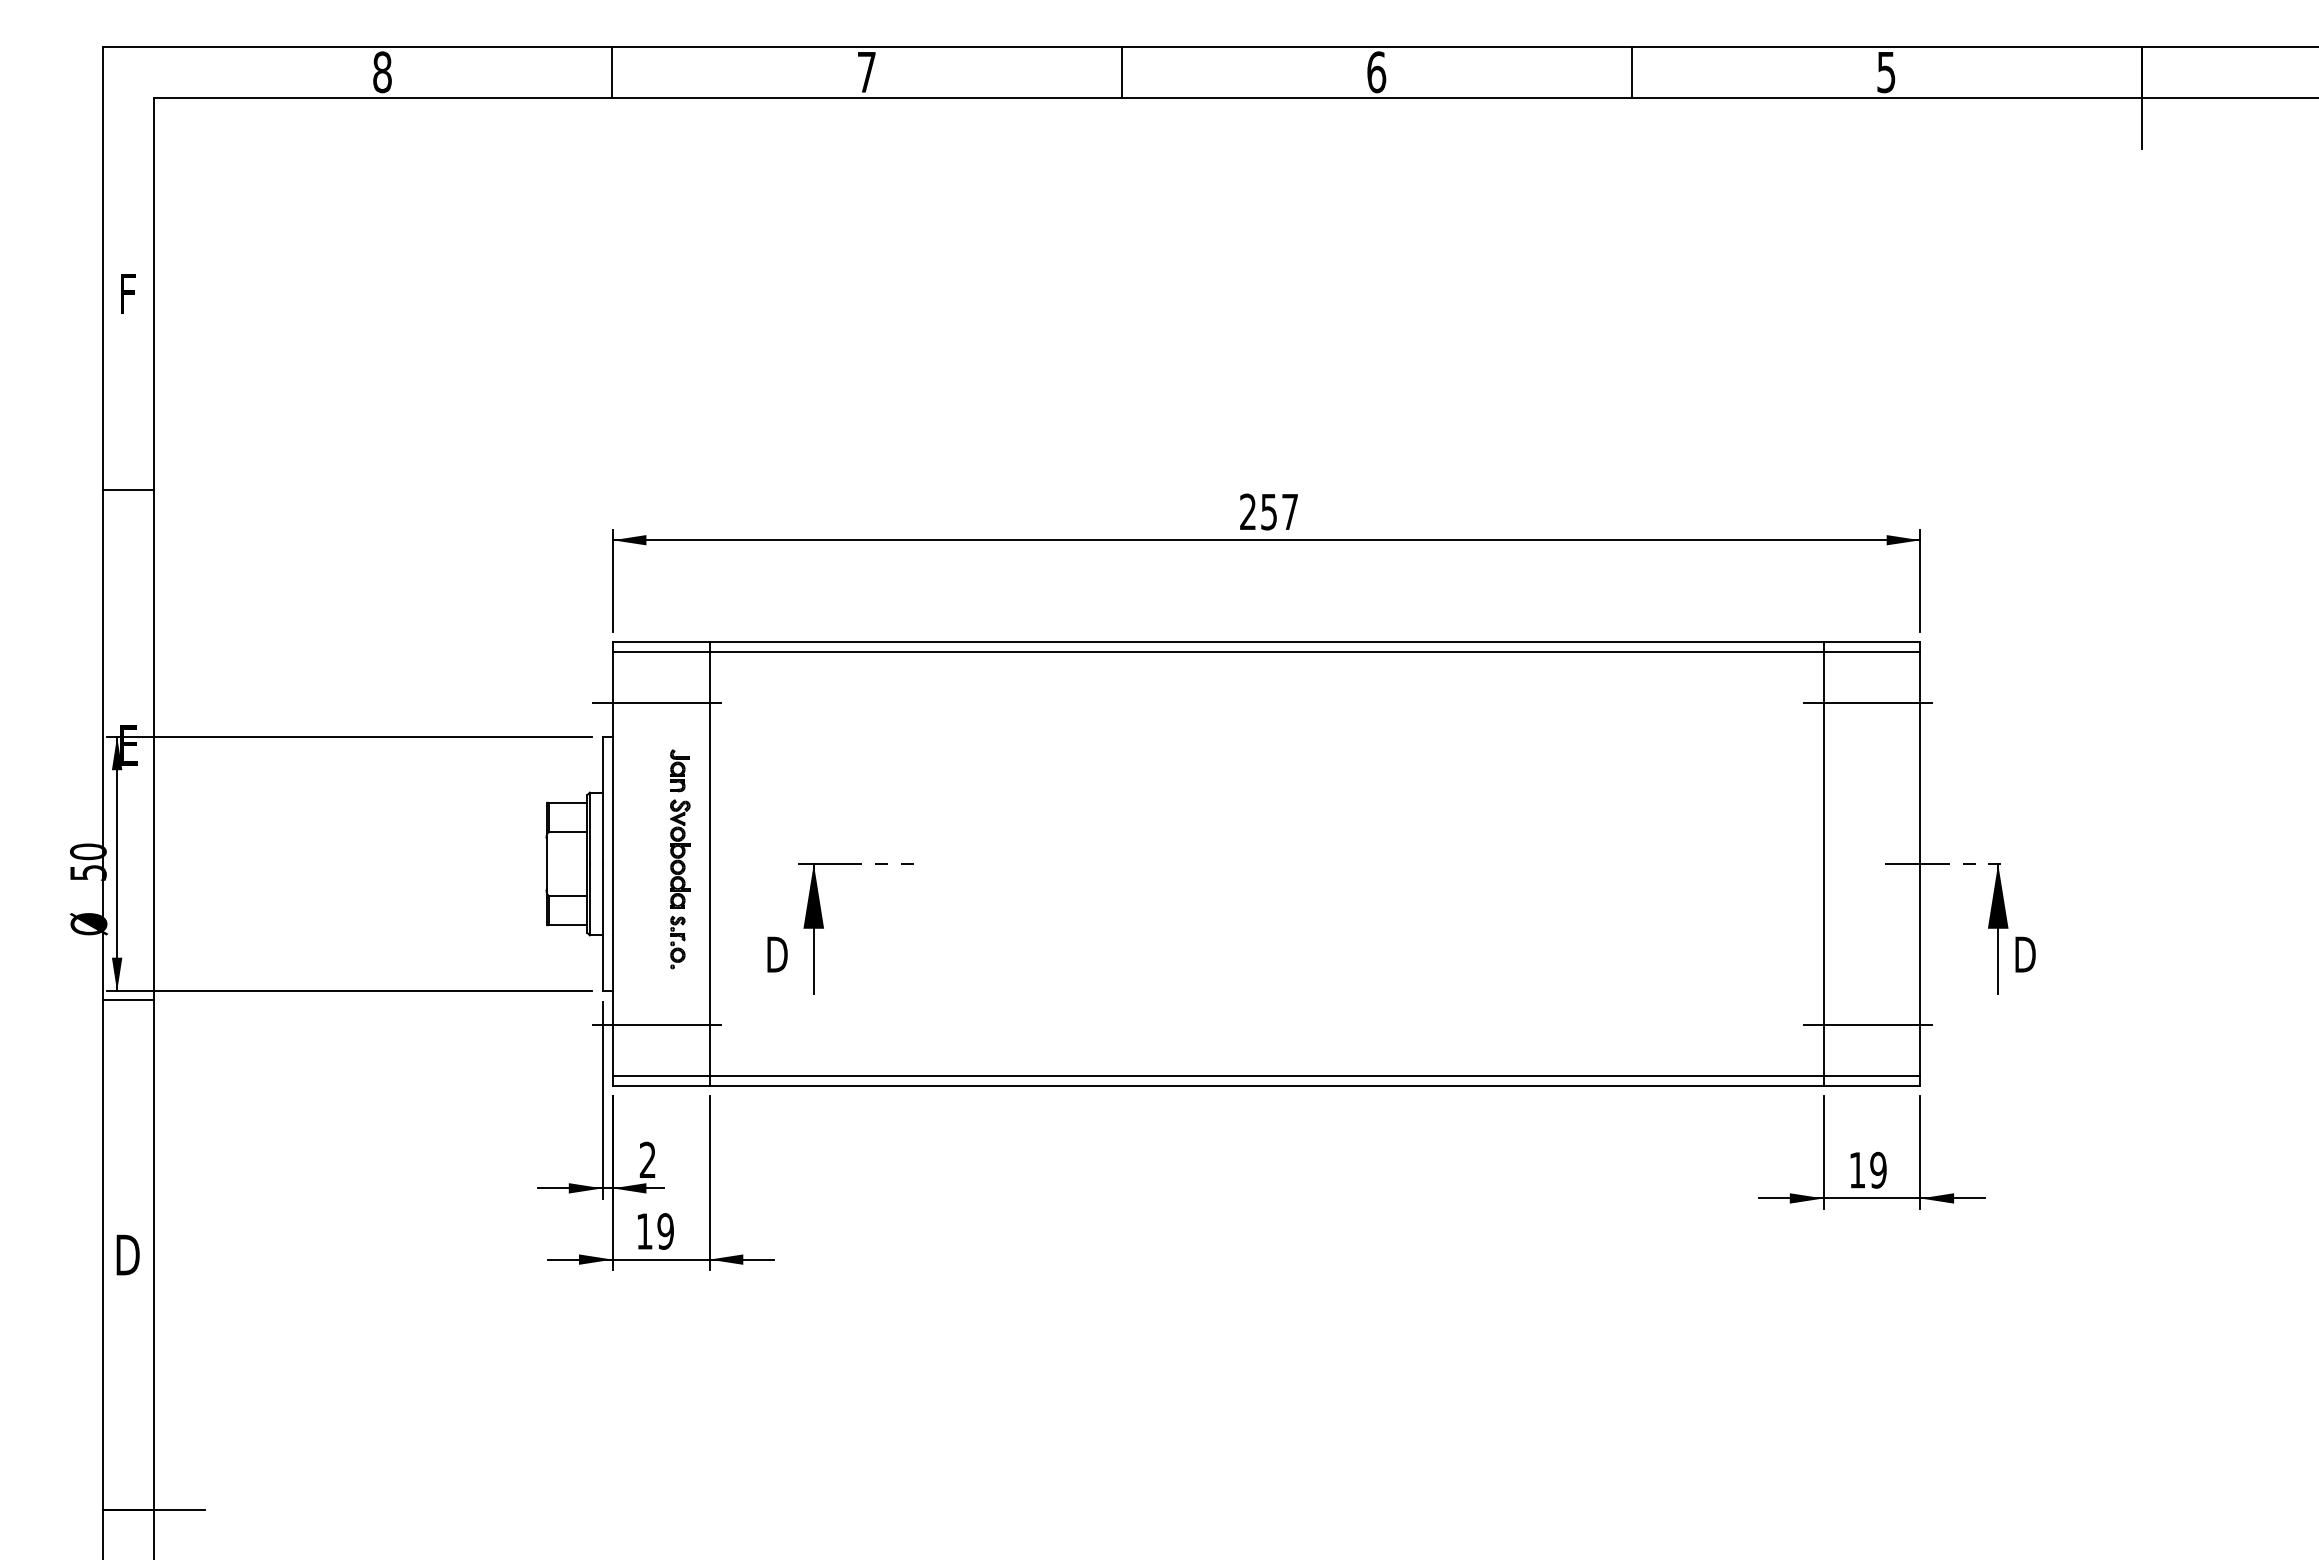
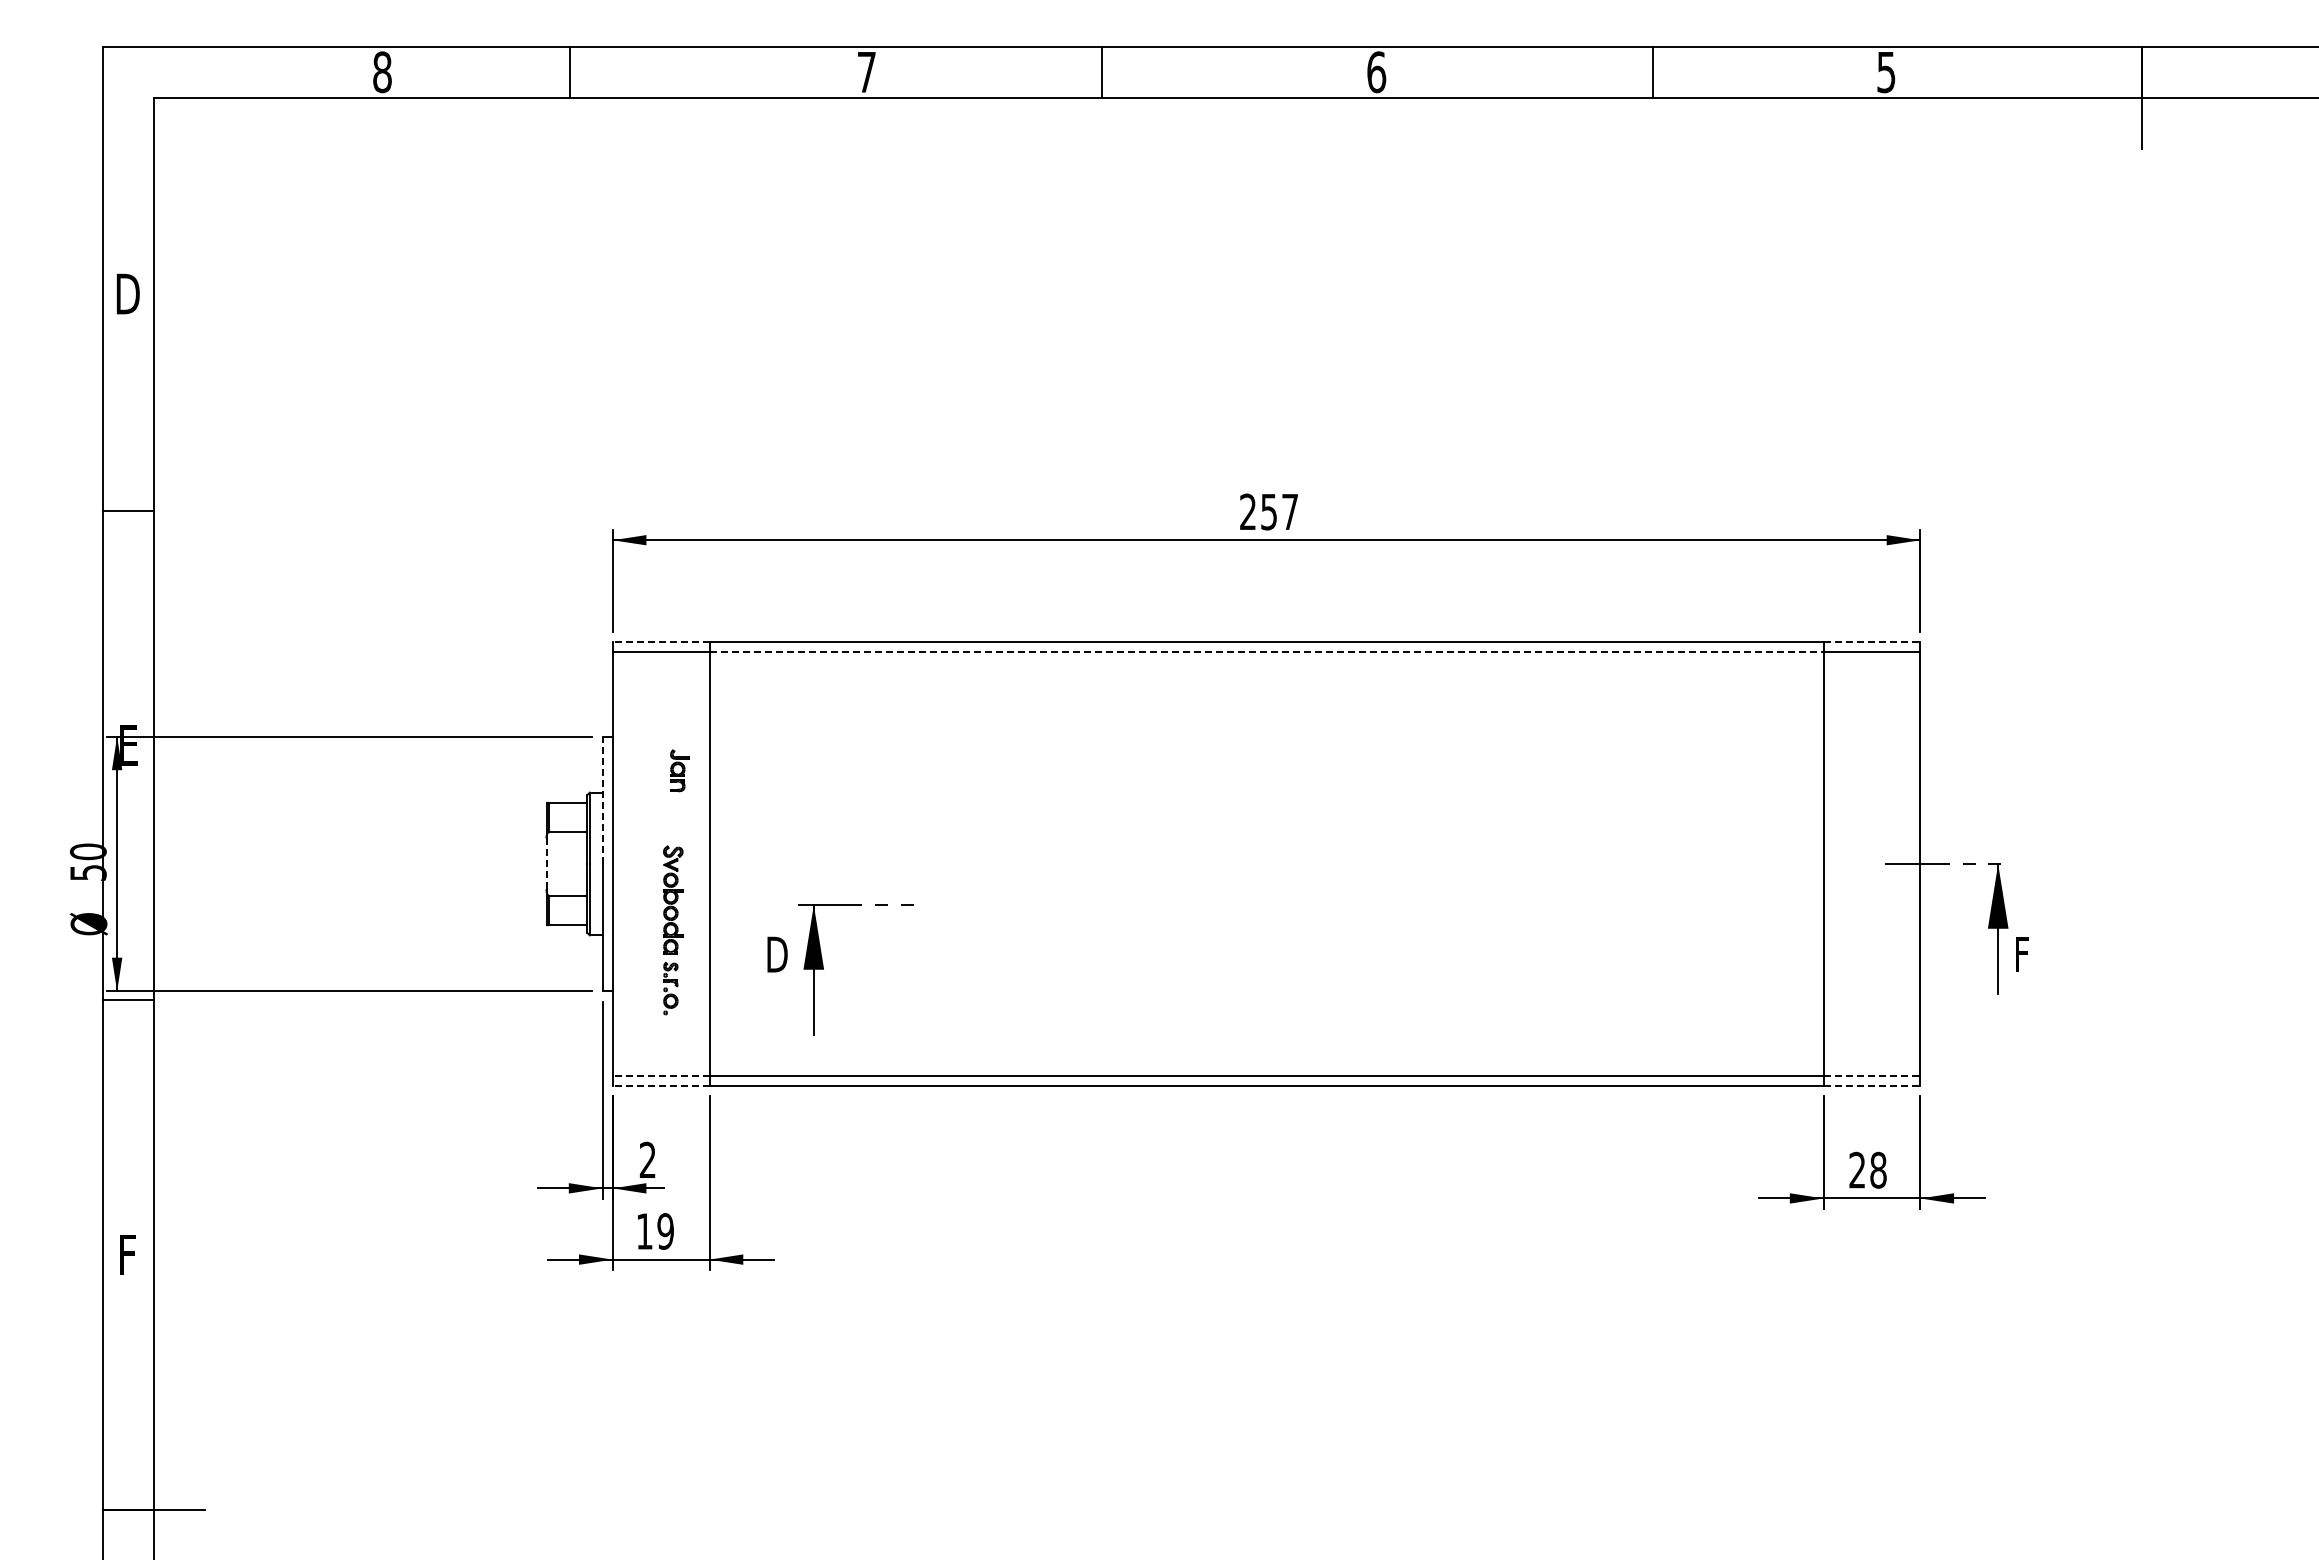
line position: (612, 71) -> (570, 71) (570, 71)
line position: (1122, 71) -> (1102, 71) (1102, 71)
line position: (1632, 71) -> (1653, 71) (1653, 71)
text: F -> D (127, 293)
line position: (127, 490) -> (127, 511) (127, 511)
line: solid -> dashed (660, 642)
line: solid -> dashed (1872, 642)
line: solid -> dashed (1266, 652)
line: present -> none (661, 703)
line: present -> none (1871, 703)
line: solid -> dashed (602, 800)
line: solid -> dashed (546, 863)
part position: (680, 884) -> (673, 930) (673, 930)
part position: (823, 928) -> (823, 969) (823, 969)
text: D -> F (2025, 954)
line: present -> none (661, 1024)
line: present -> none (1871, 1024)
line: solid -> dashed (660, 1075)
line: solid -> dashed (1872, 1075)
line: solid -> dashed (660, 1085)
line: solid -> dashed (1872, 1085)
text: 19 -> 28 (1867, 1169)
text: D -> F (127, 1254)
